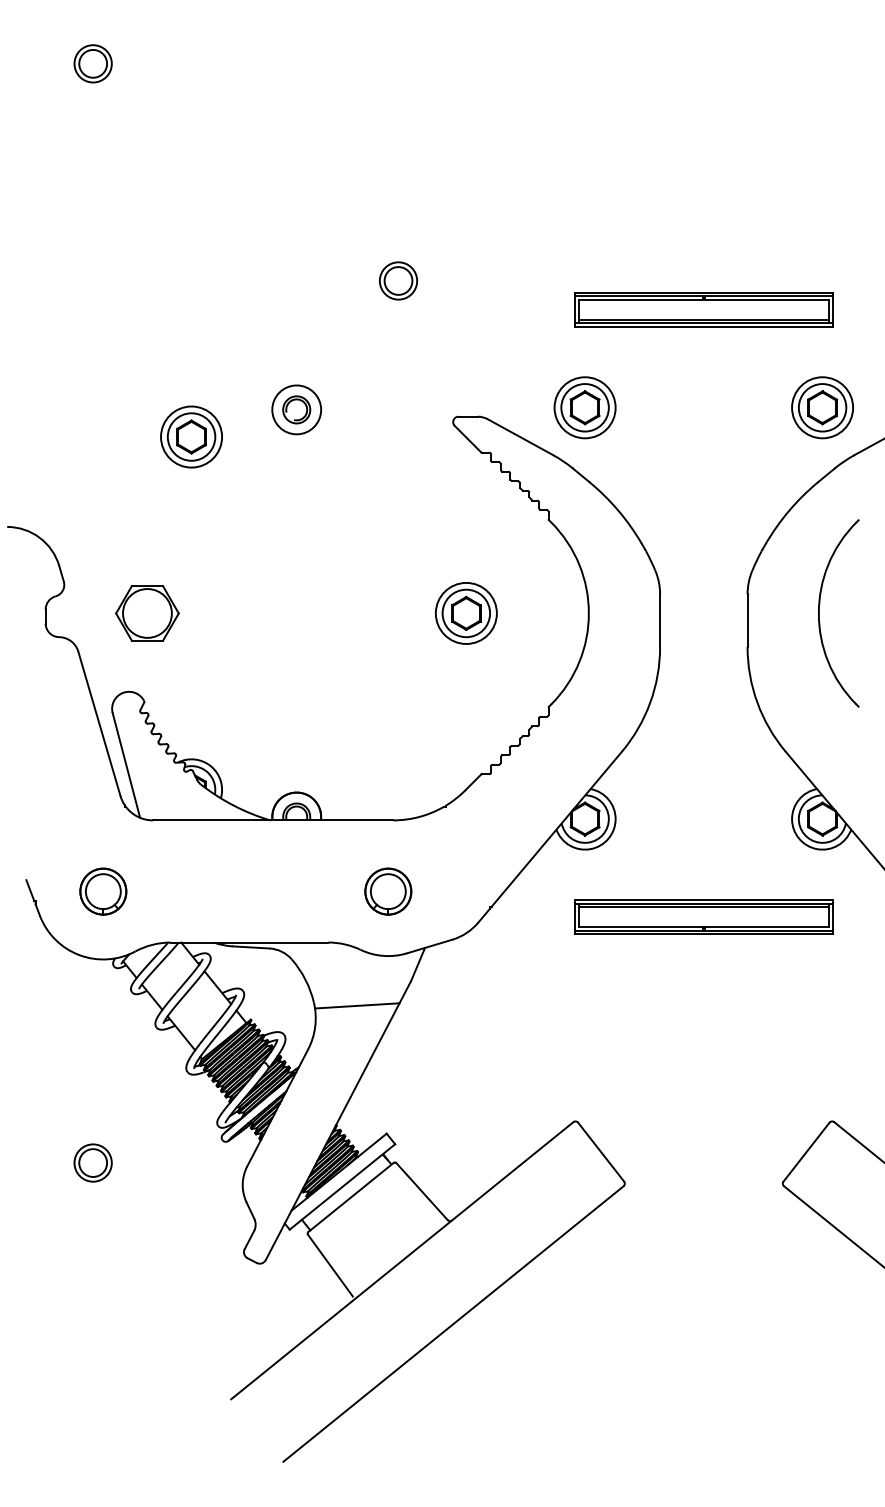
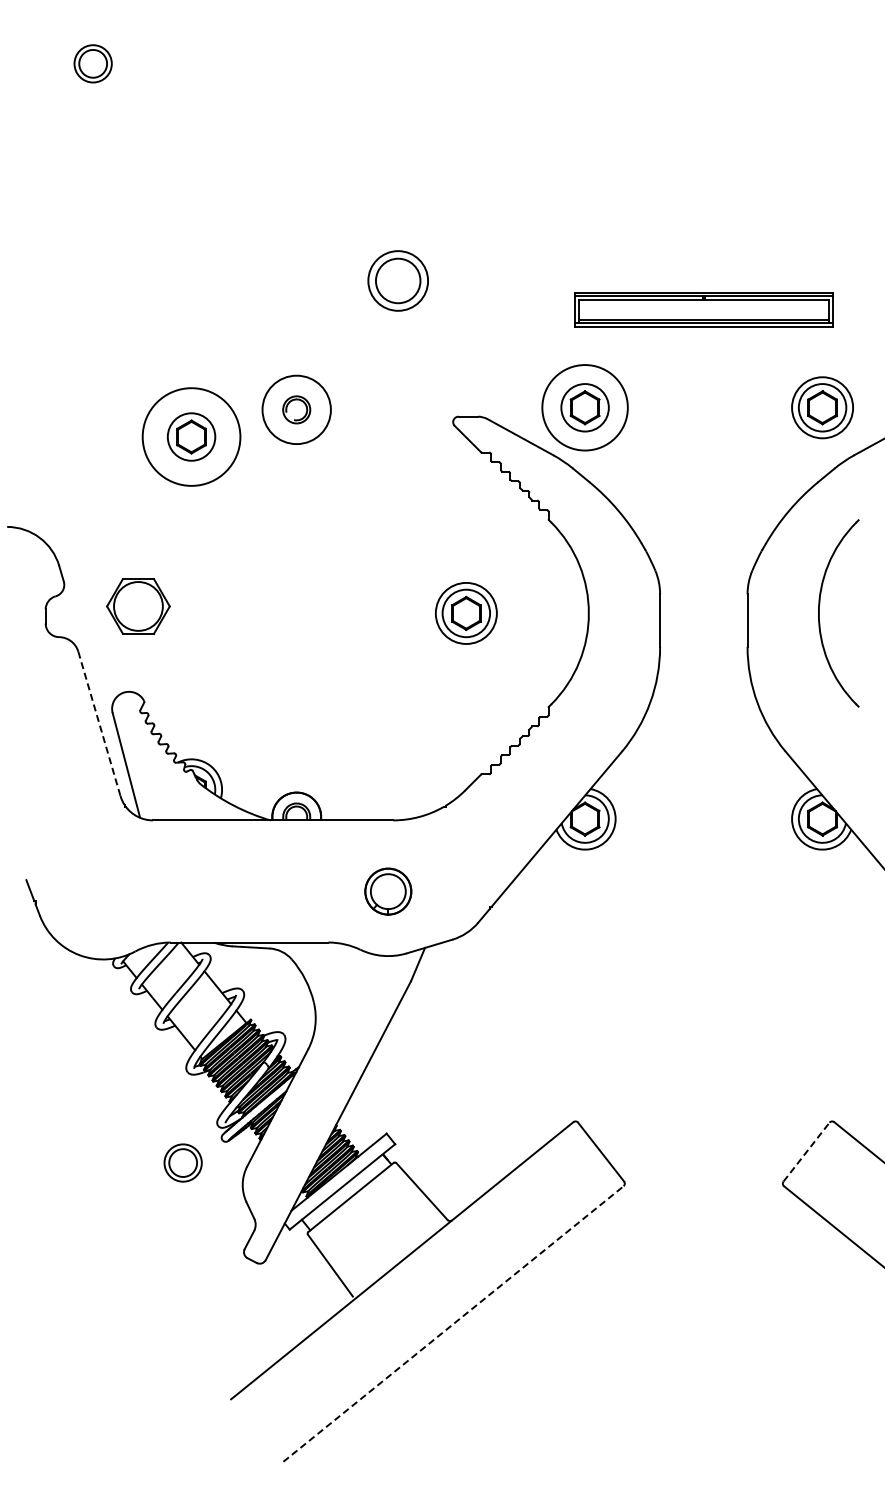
part size: 40x40 px -> 62x62 px (397, 280)
circle diameter: 61 px -> 85 px (584, 407)
circle diameter: 49 px -> 68 px (296, 409)
circle diameter: 61 px -> 98 px (191, 436)
part position: (147, 613) -> (138, 606) (138, 606)
line: solid -> dashed (99, 724)
part: present -> none (103, 891)
part: present -> none (703, 916)
line: present -> none (357, 1005)
line: solid -> dashed (806, 1151)
part position: (92, 1162) -> (182, 1162) (182, 1162)
line: solid -> dashed (453, 1324)
